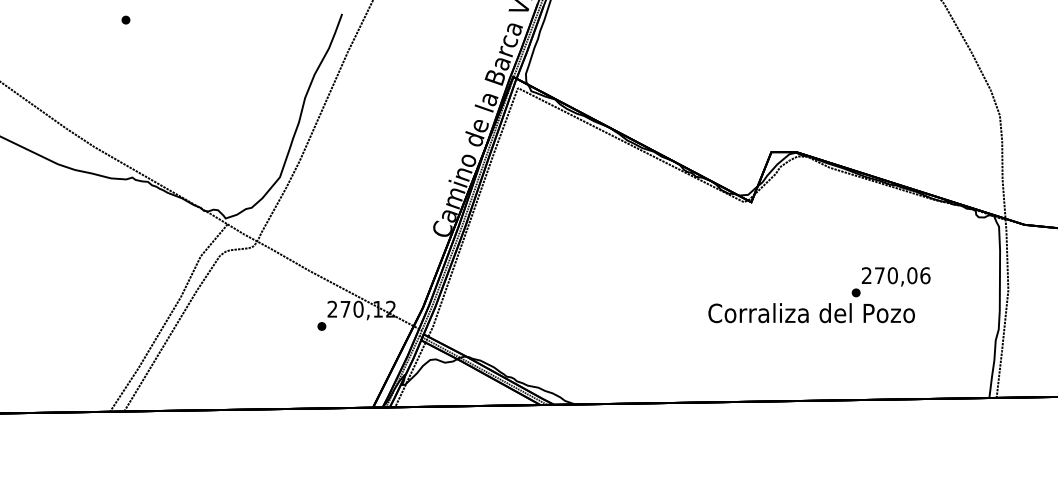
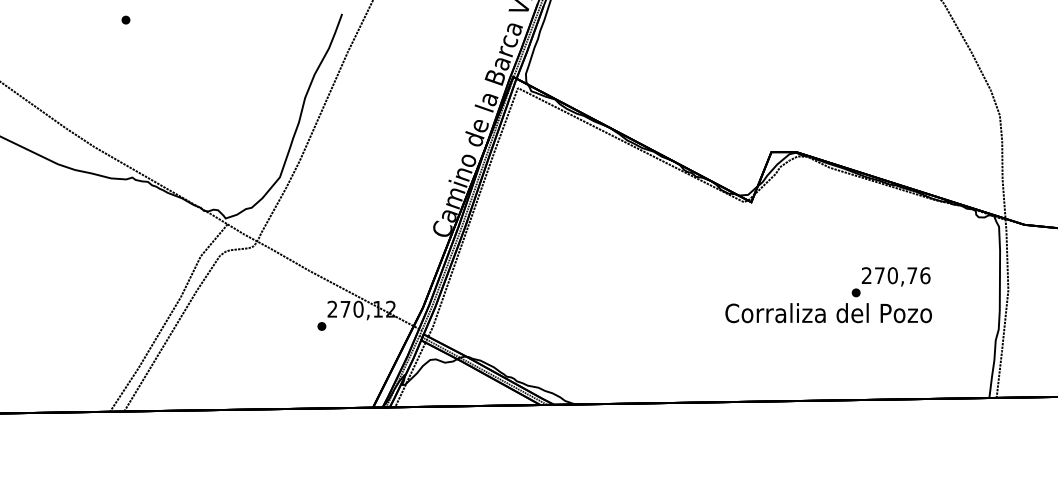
text: 270,06 -> 270,76 (912, 275)
text position: (811, 313) -> (828, 313) (828, 313)
